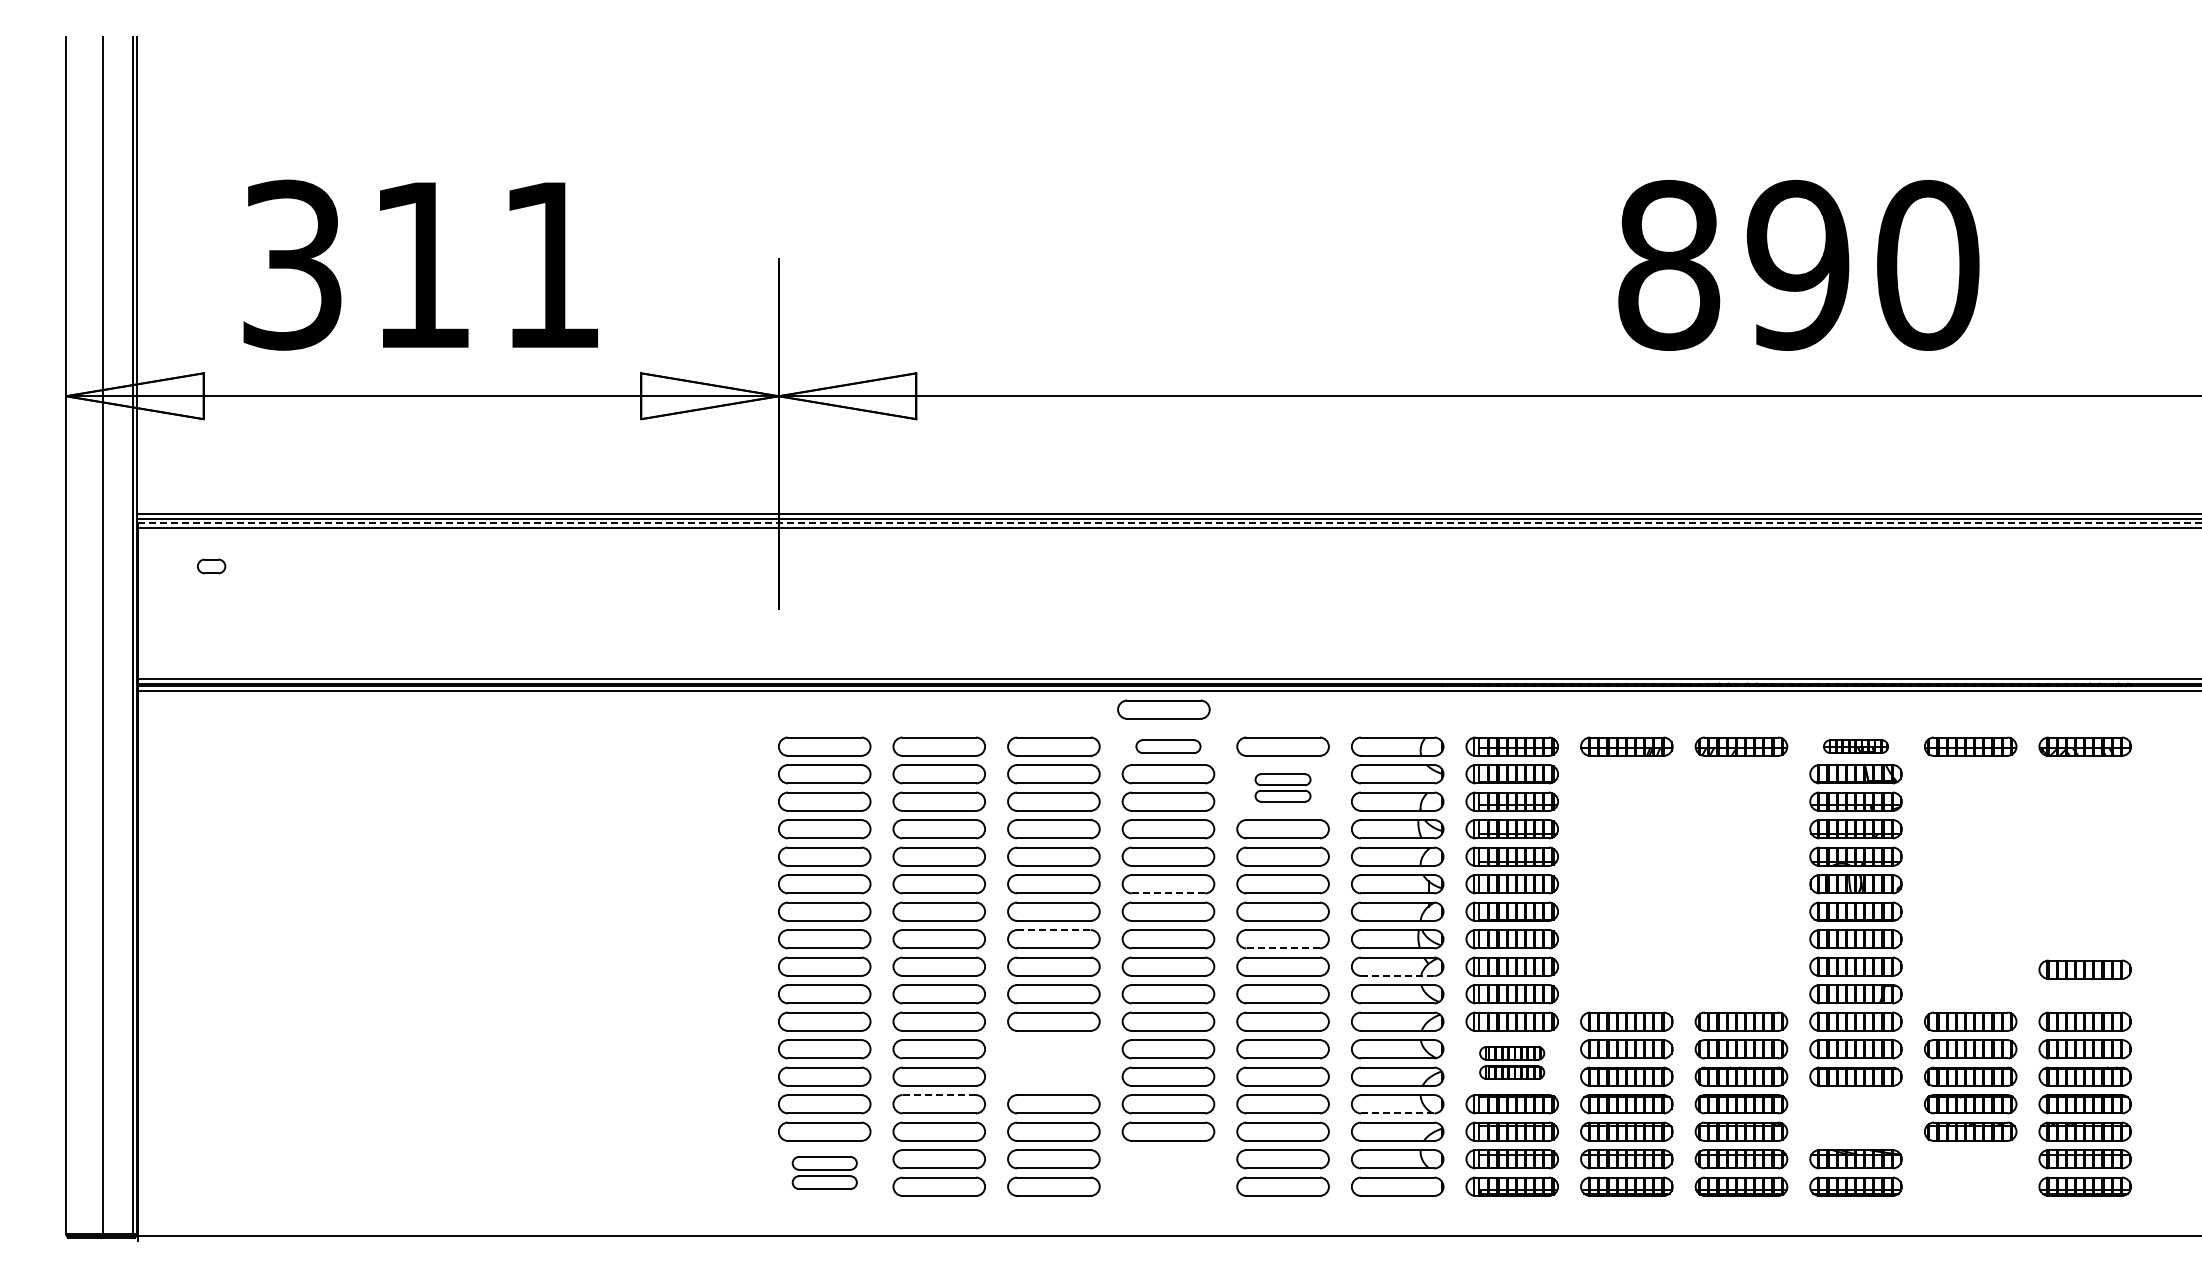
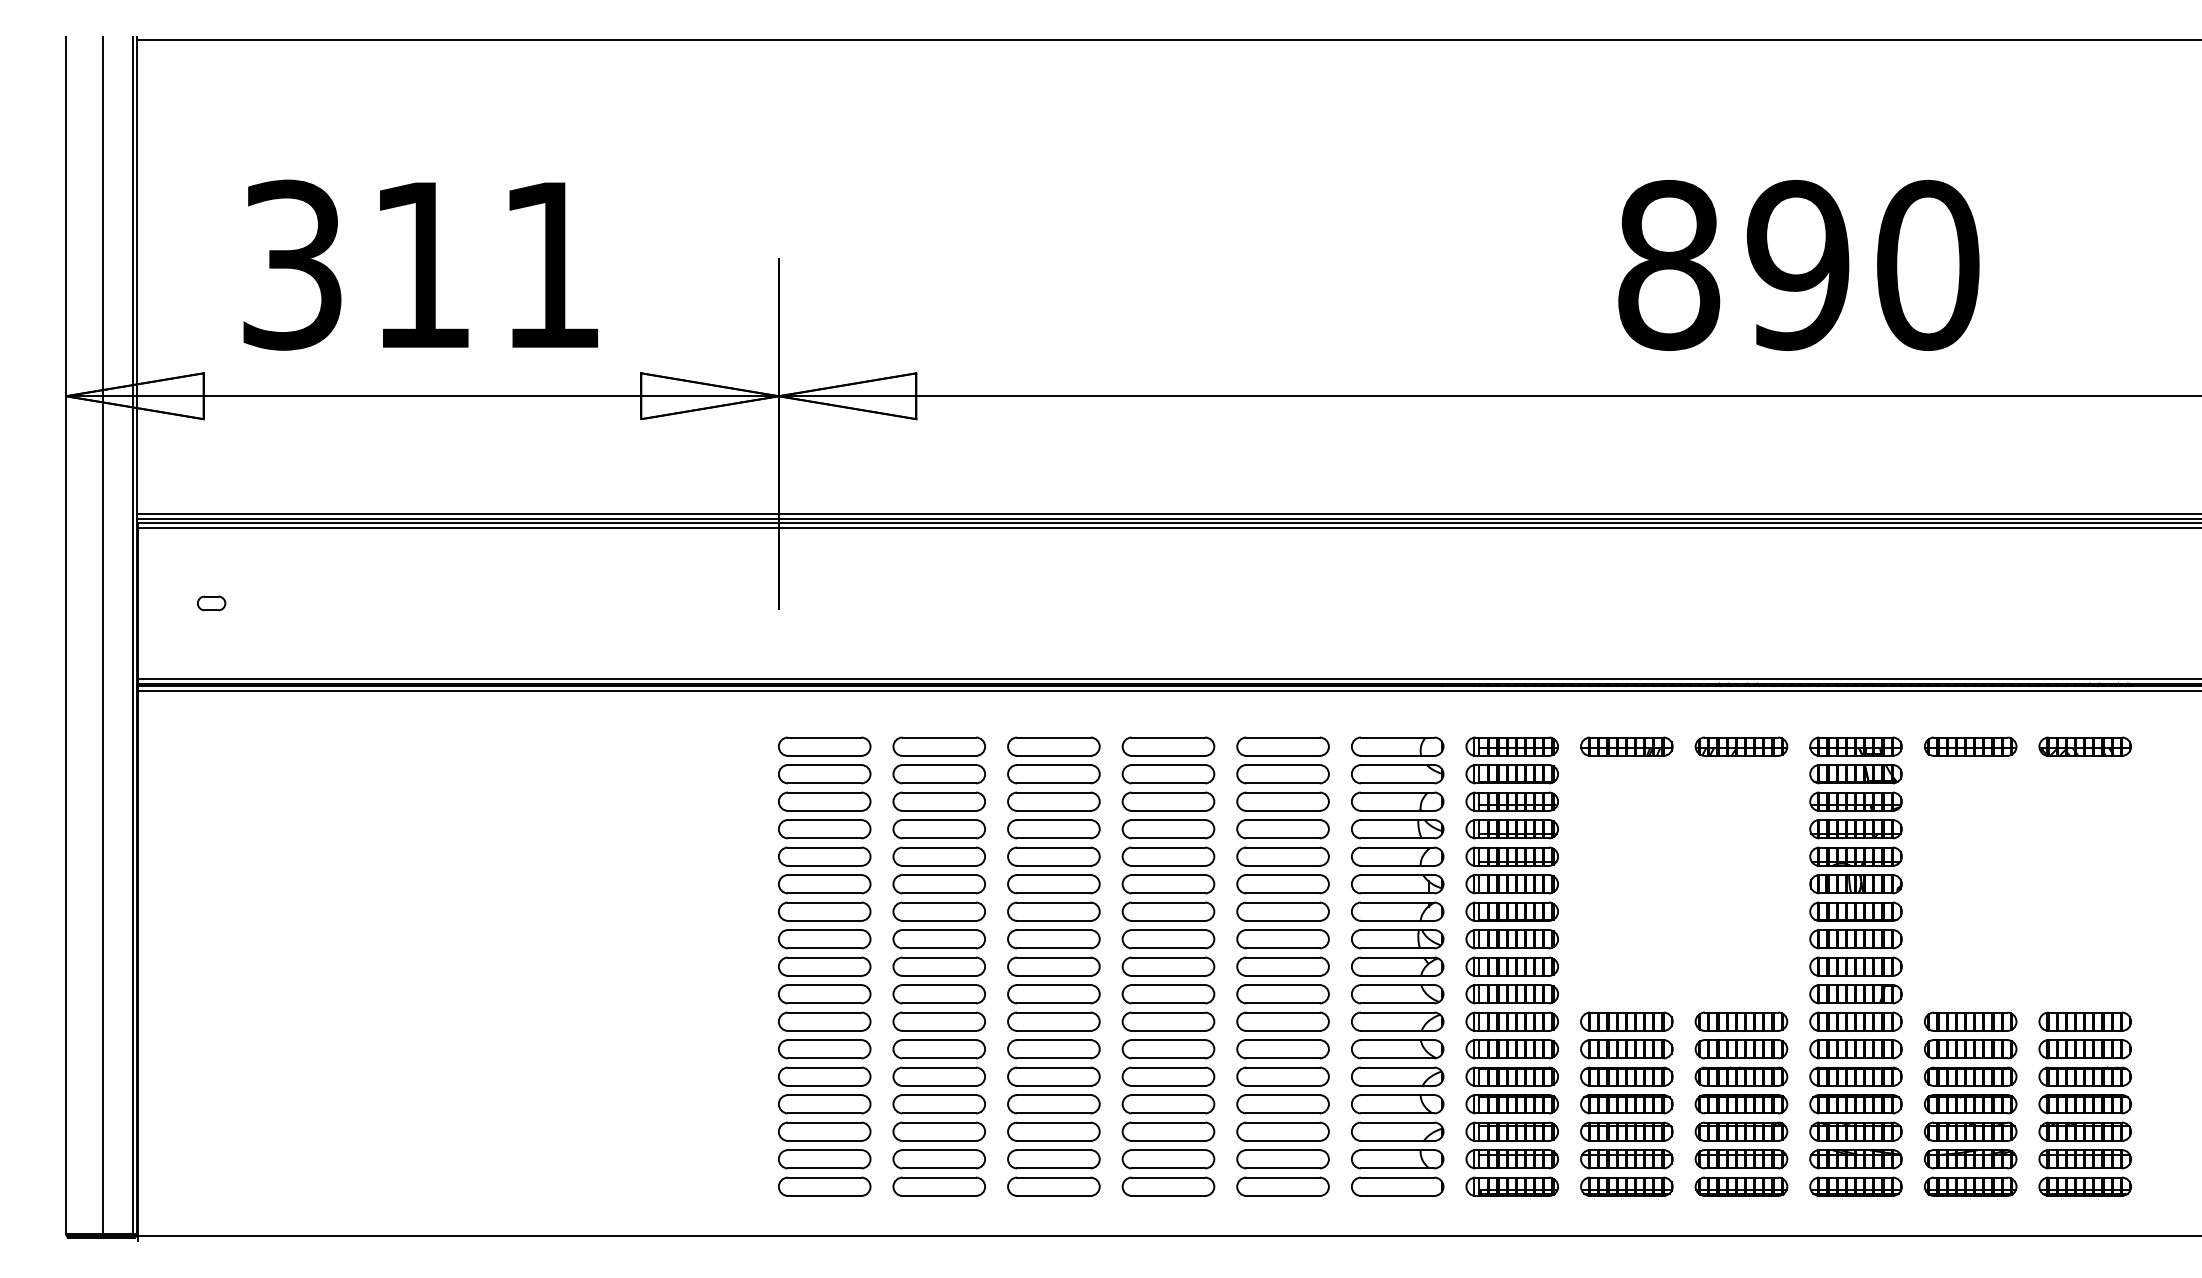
line: none -> present (1167, 39)
line: dashed -> solid (1169, 523)
part position: (211, 566) -> (211, 603) (211, 603)
part: present -> none (1163, 709)
part size: 67x15 px -> 95x21 px (1168, 746)
part size: 66x15 px -> 94x21 px (1855, 746)
part size: 58x30 px -> 94x48 px (1282, 787)
line: dashed -> solid (1168, 893)
line: dashed -> solid (1053, 930)
line: dashed -> solid (1283, 948)
part: present -> none (2084, 969)
line: dashed -> solid (1397, 975)
part: none -> present (1053, 1062)
part size: 67x34 px -> 94x48 px (1511, 1062)
line: dashed -> solid (939, 1095)
line: dashed -> solid (1397, 1113)
part: none -> present (1855, 1117)
part size: 67x34 px -> 94x48 px (824, 1172)
part: none -> present (1168, 1172)
part: none -> present (1970, 1172)
